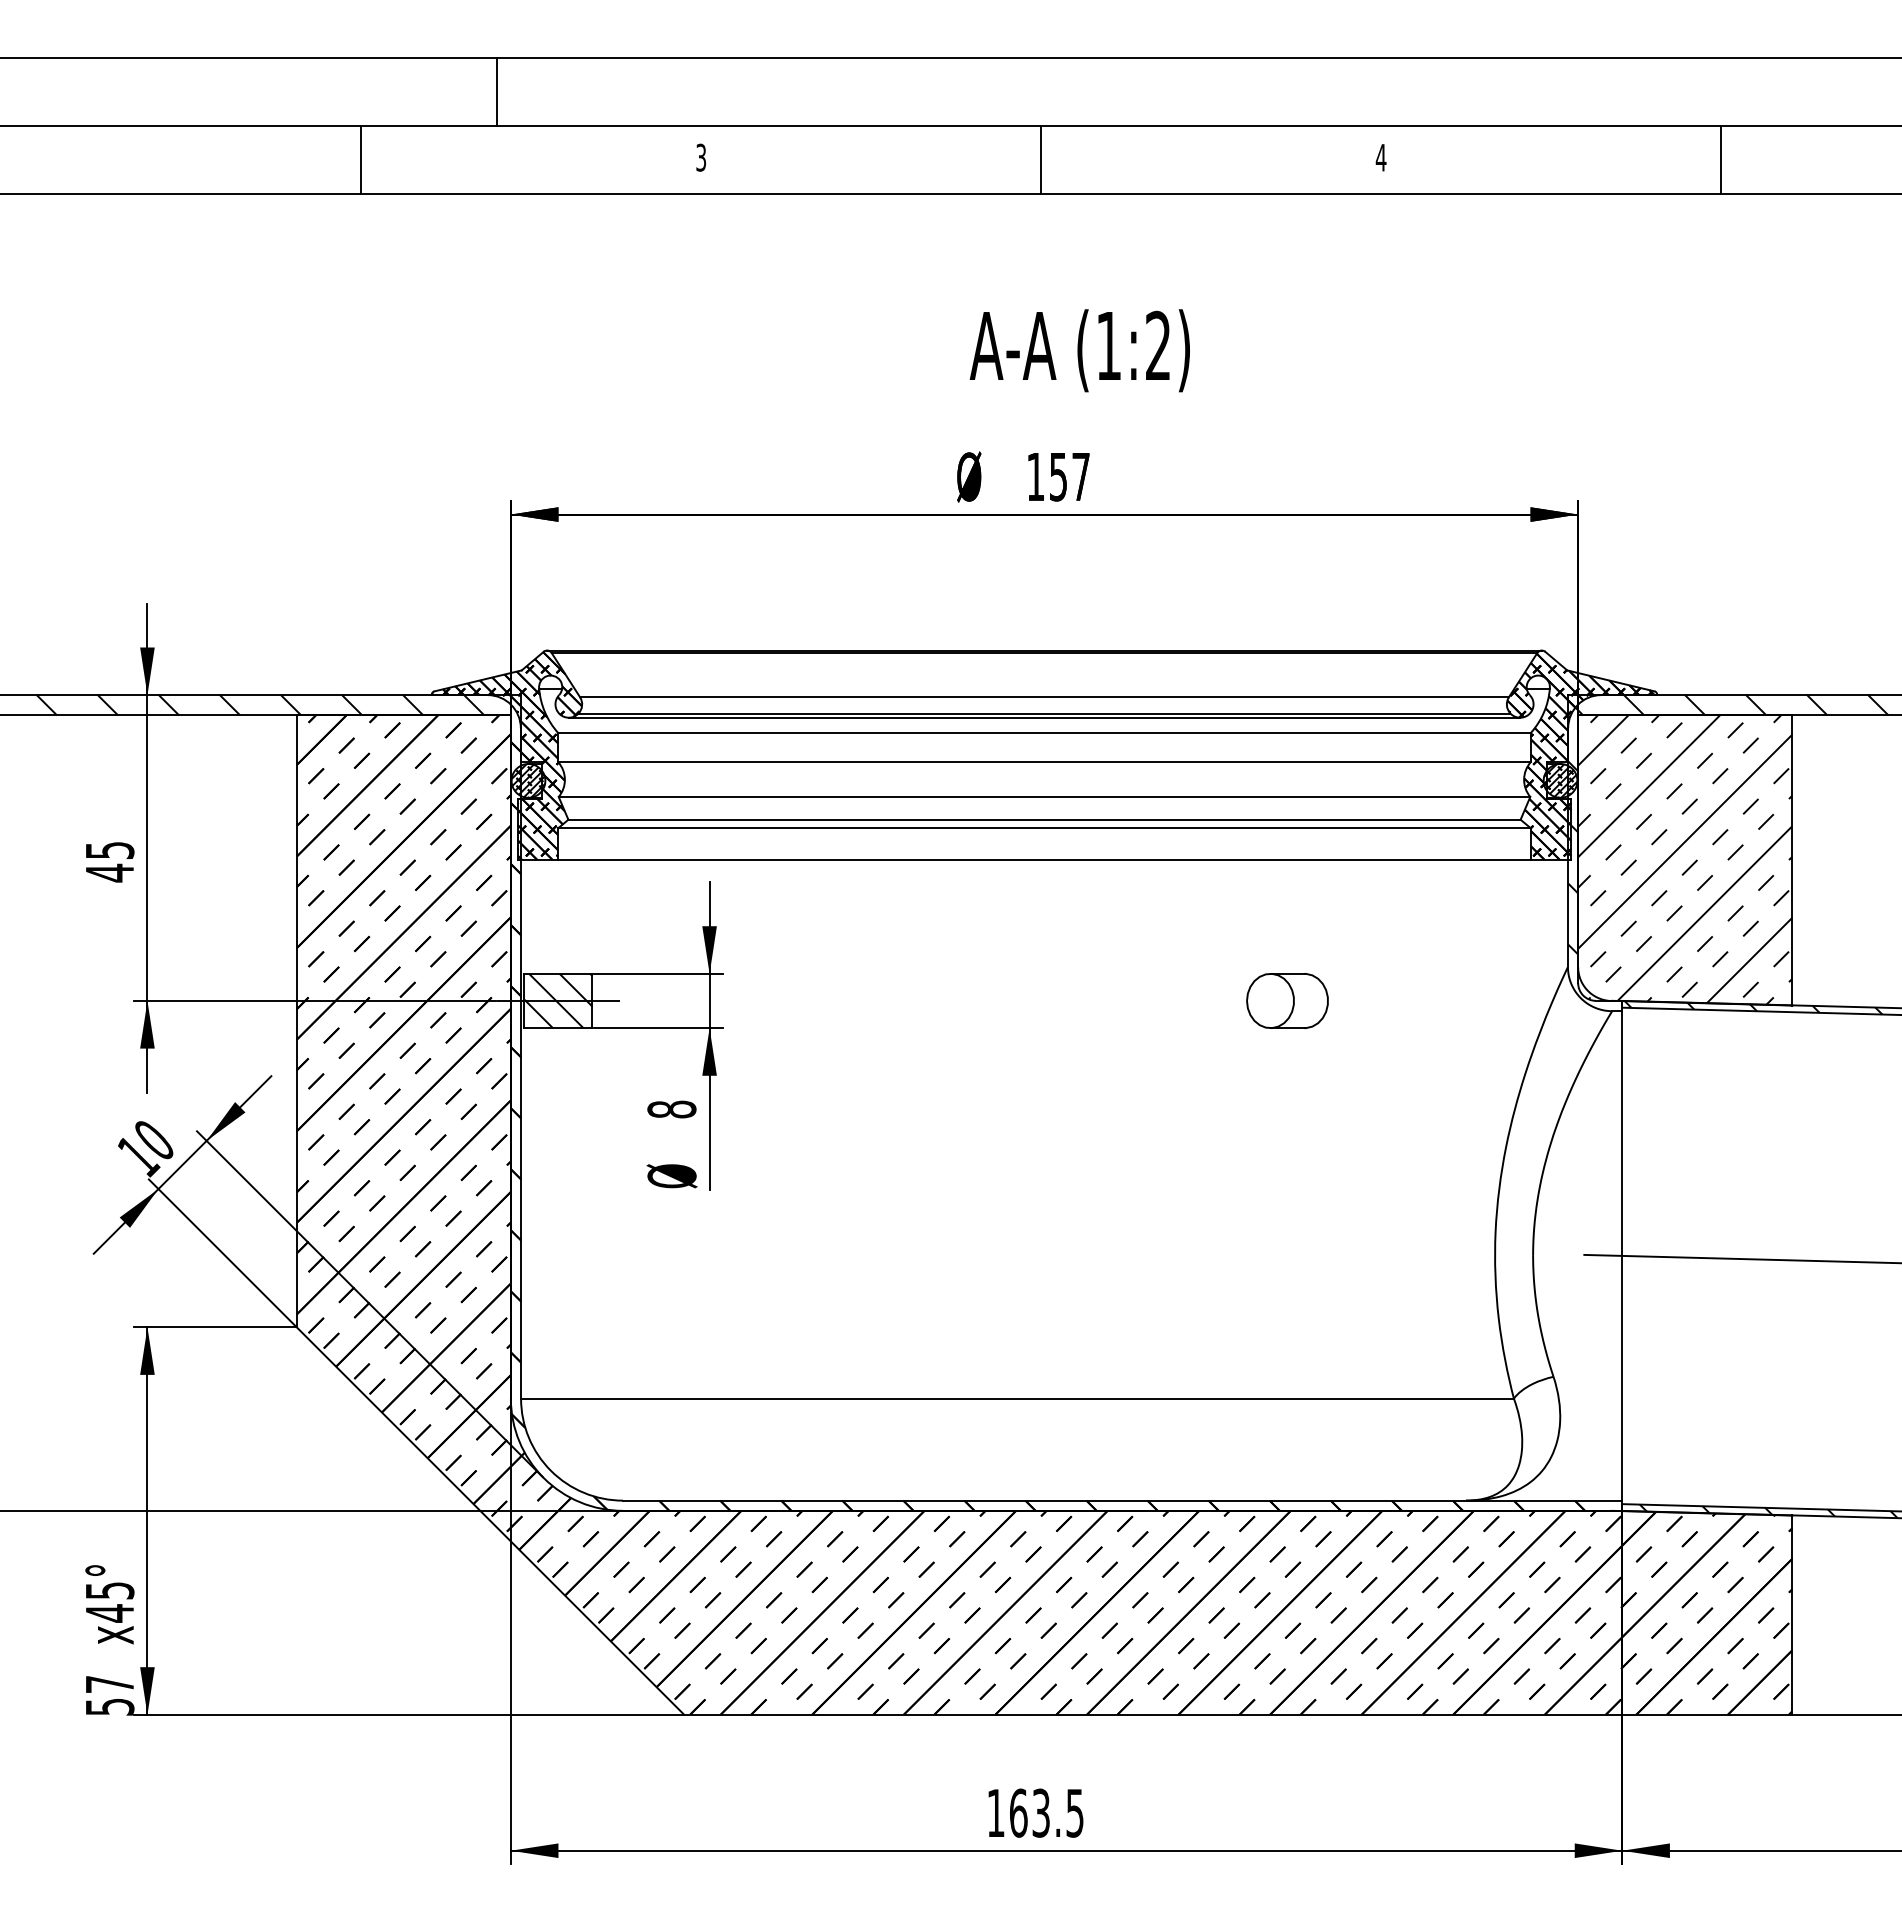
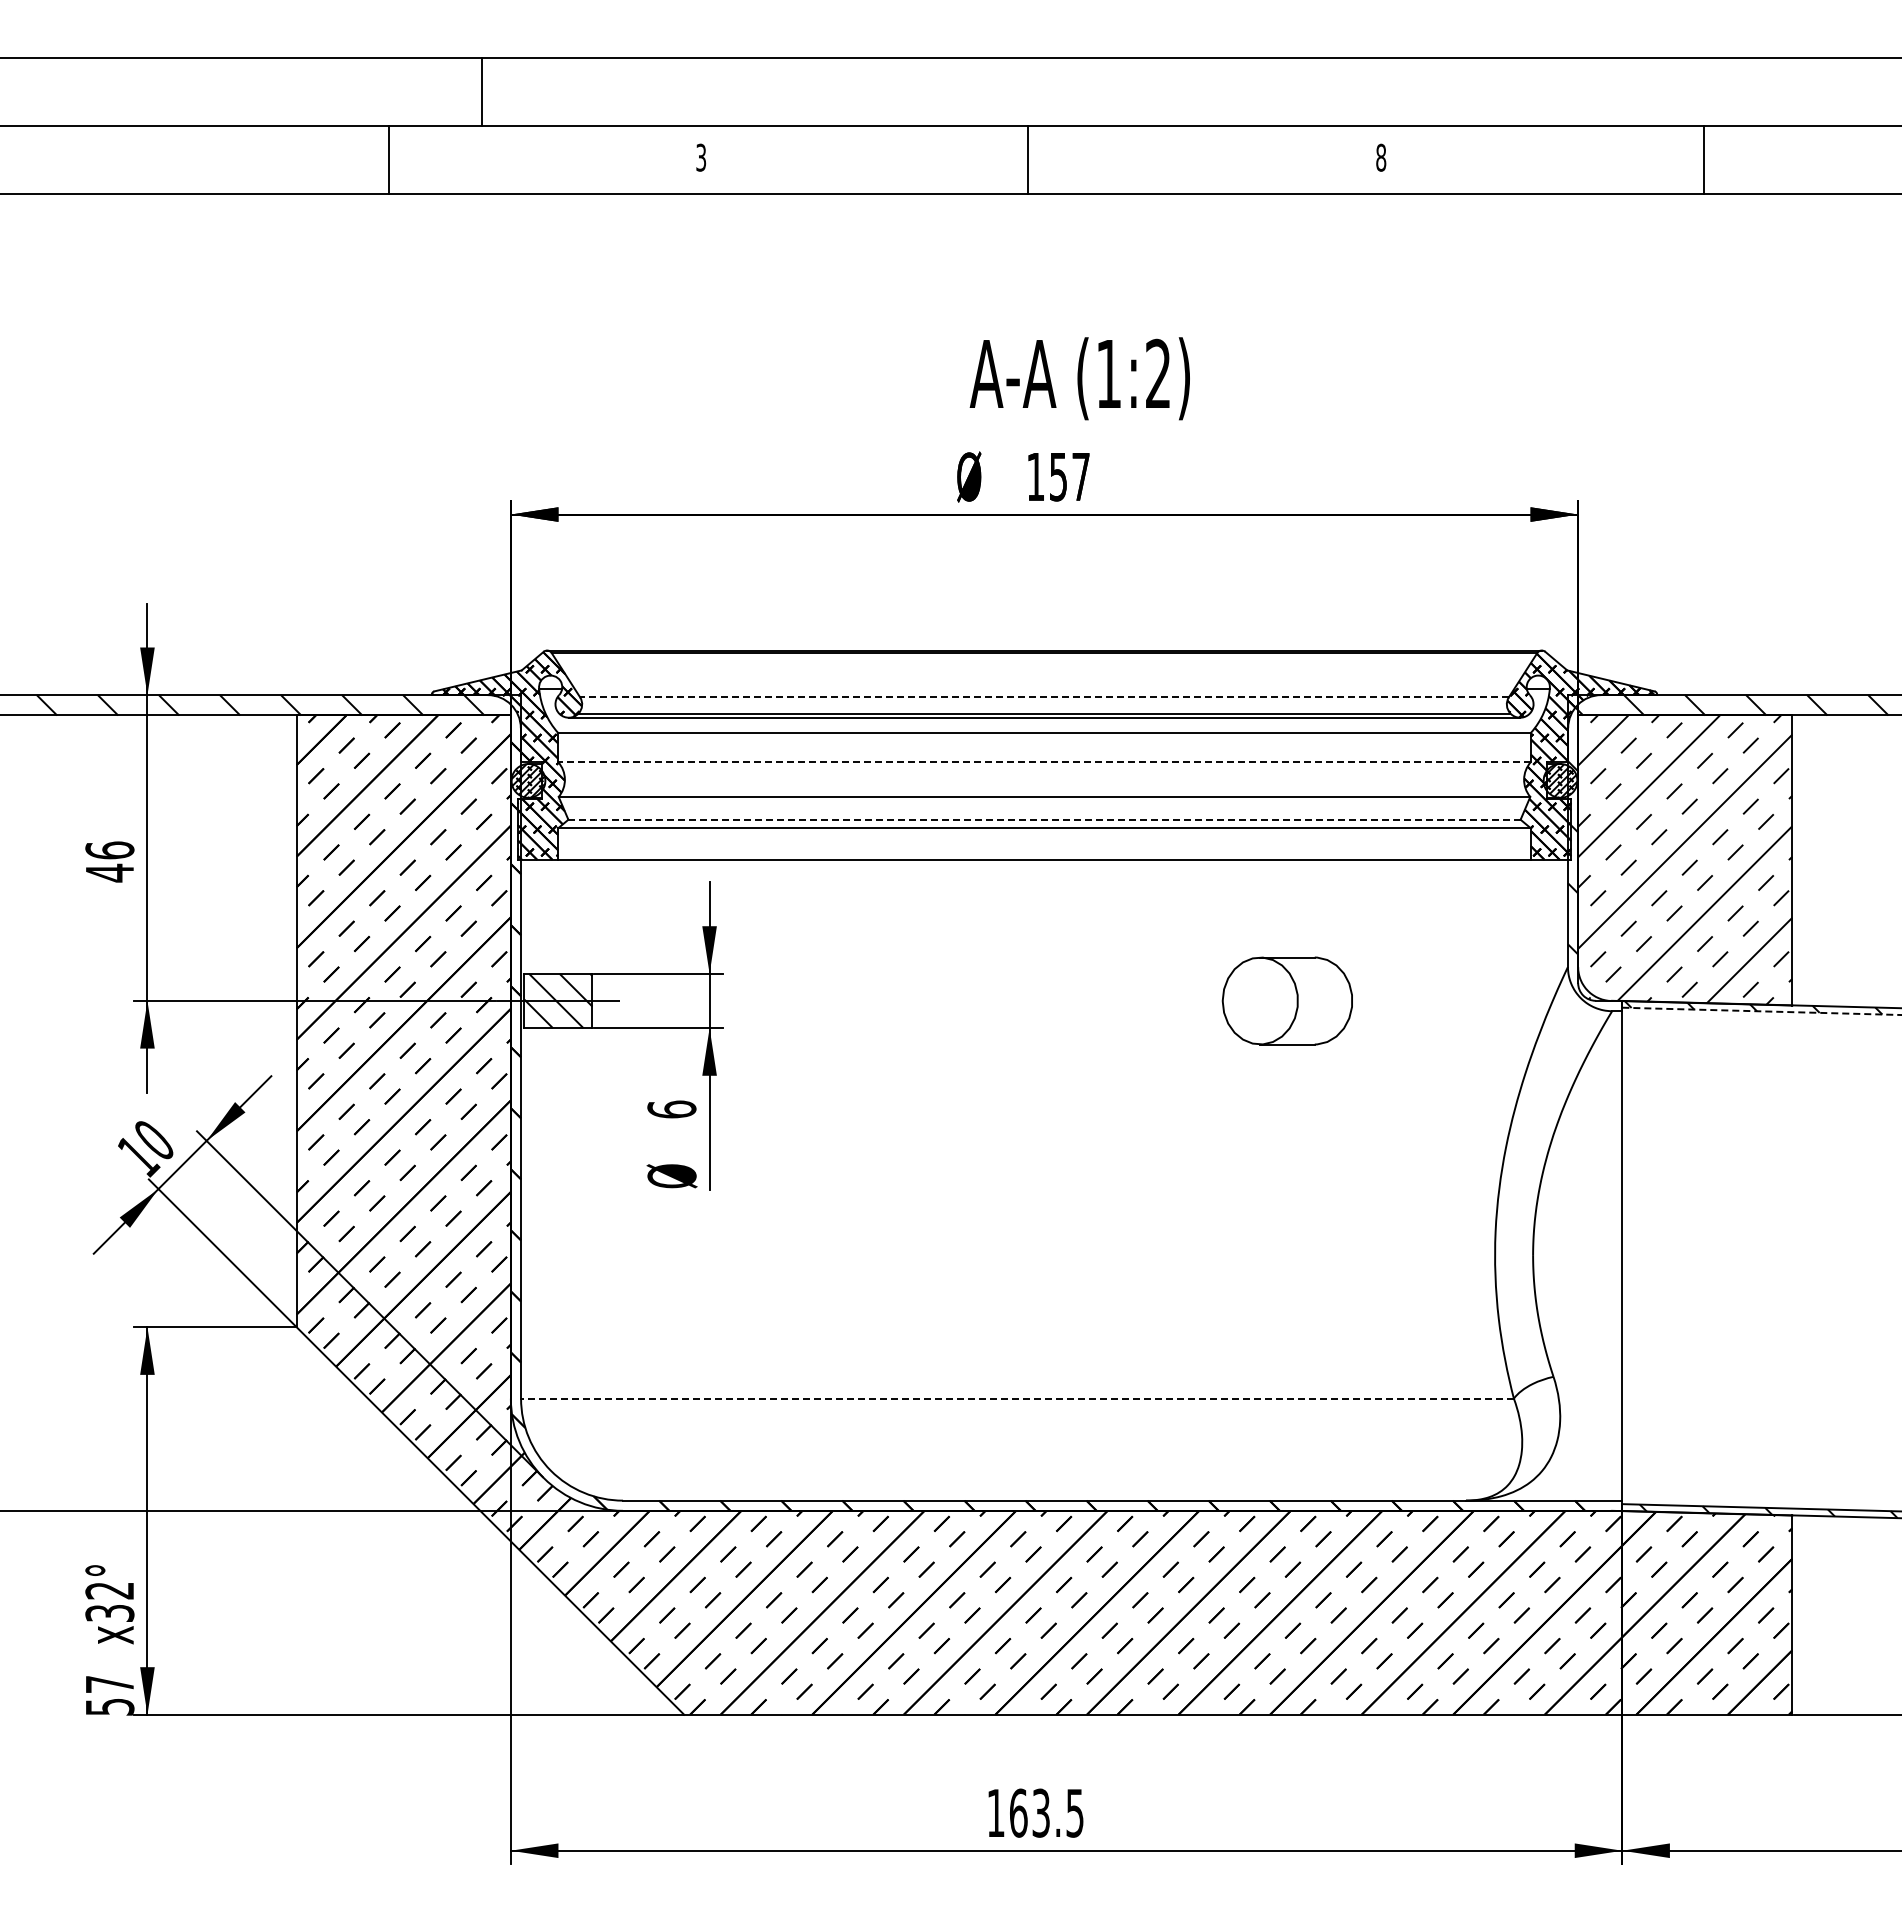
line position: (497, 91) -> (482, 91) (482, 91)
text: 4 -> 8 (1380, 157)
line position: (361, 159) -> (389, 159) (389, 159)
line position: (1040, 159) -> (1027, 159) (1027, 159)
line position: (1720, 159) -> (1703, 159) (1703, 159)
text position: (1079, 350) -> (1079, 378) (1079, 378)
line: solid -> dashed (1044, 697)
line: solid -> dashed (1044, 762)
line: solid -> dashed (1044, 819)
text: 45 -> 46 (109, 850)
part size: 83x56 px -> 132x90 px (1286, 1000)
line: solid -> dashed (1762, 1011)
text: 8 -> 6 (671, 1109)
line: present -> none (1740, 1258)
line: solid -> dashed (1016, 1398)
text: x45° -> x32° (109, 1602)
